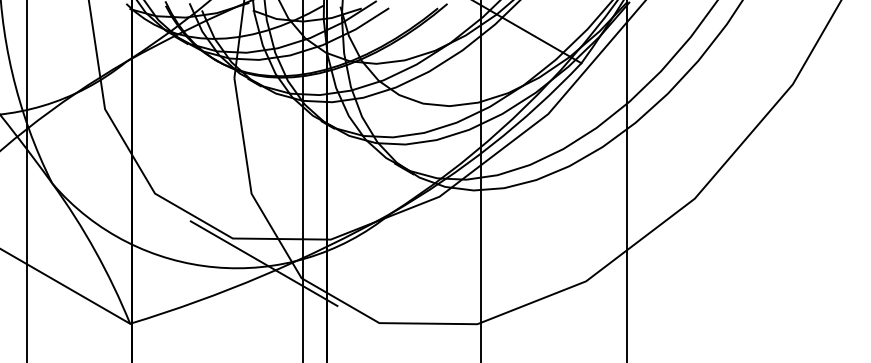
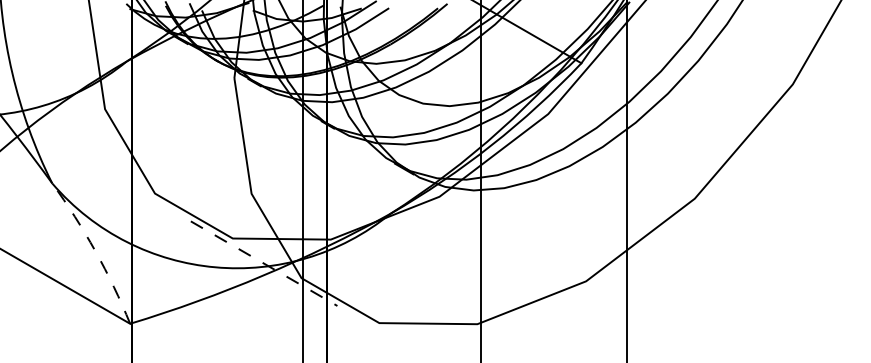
line: present -> none (26, 180)
arc: solid -> dashed (95, 251)
line: solid -> dashed (264, 263)
